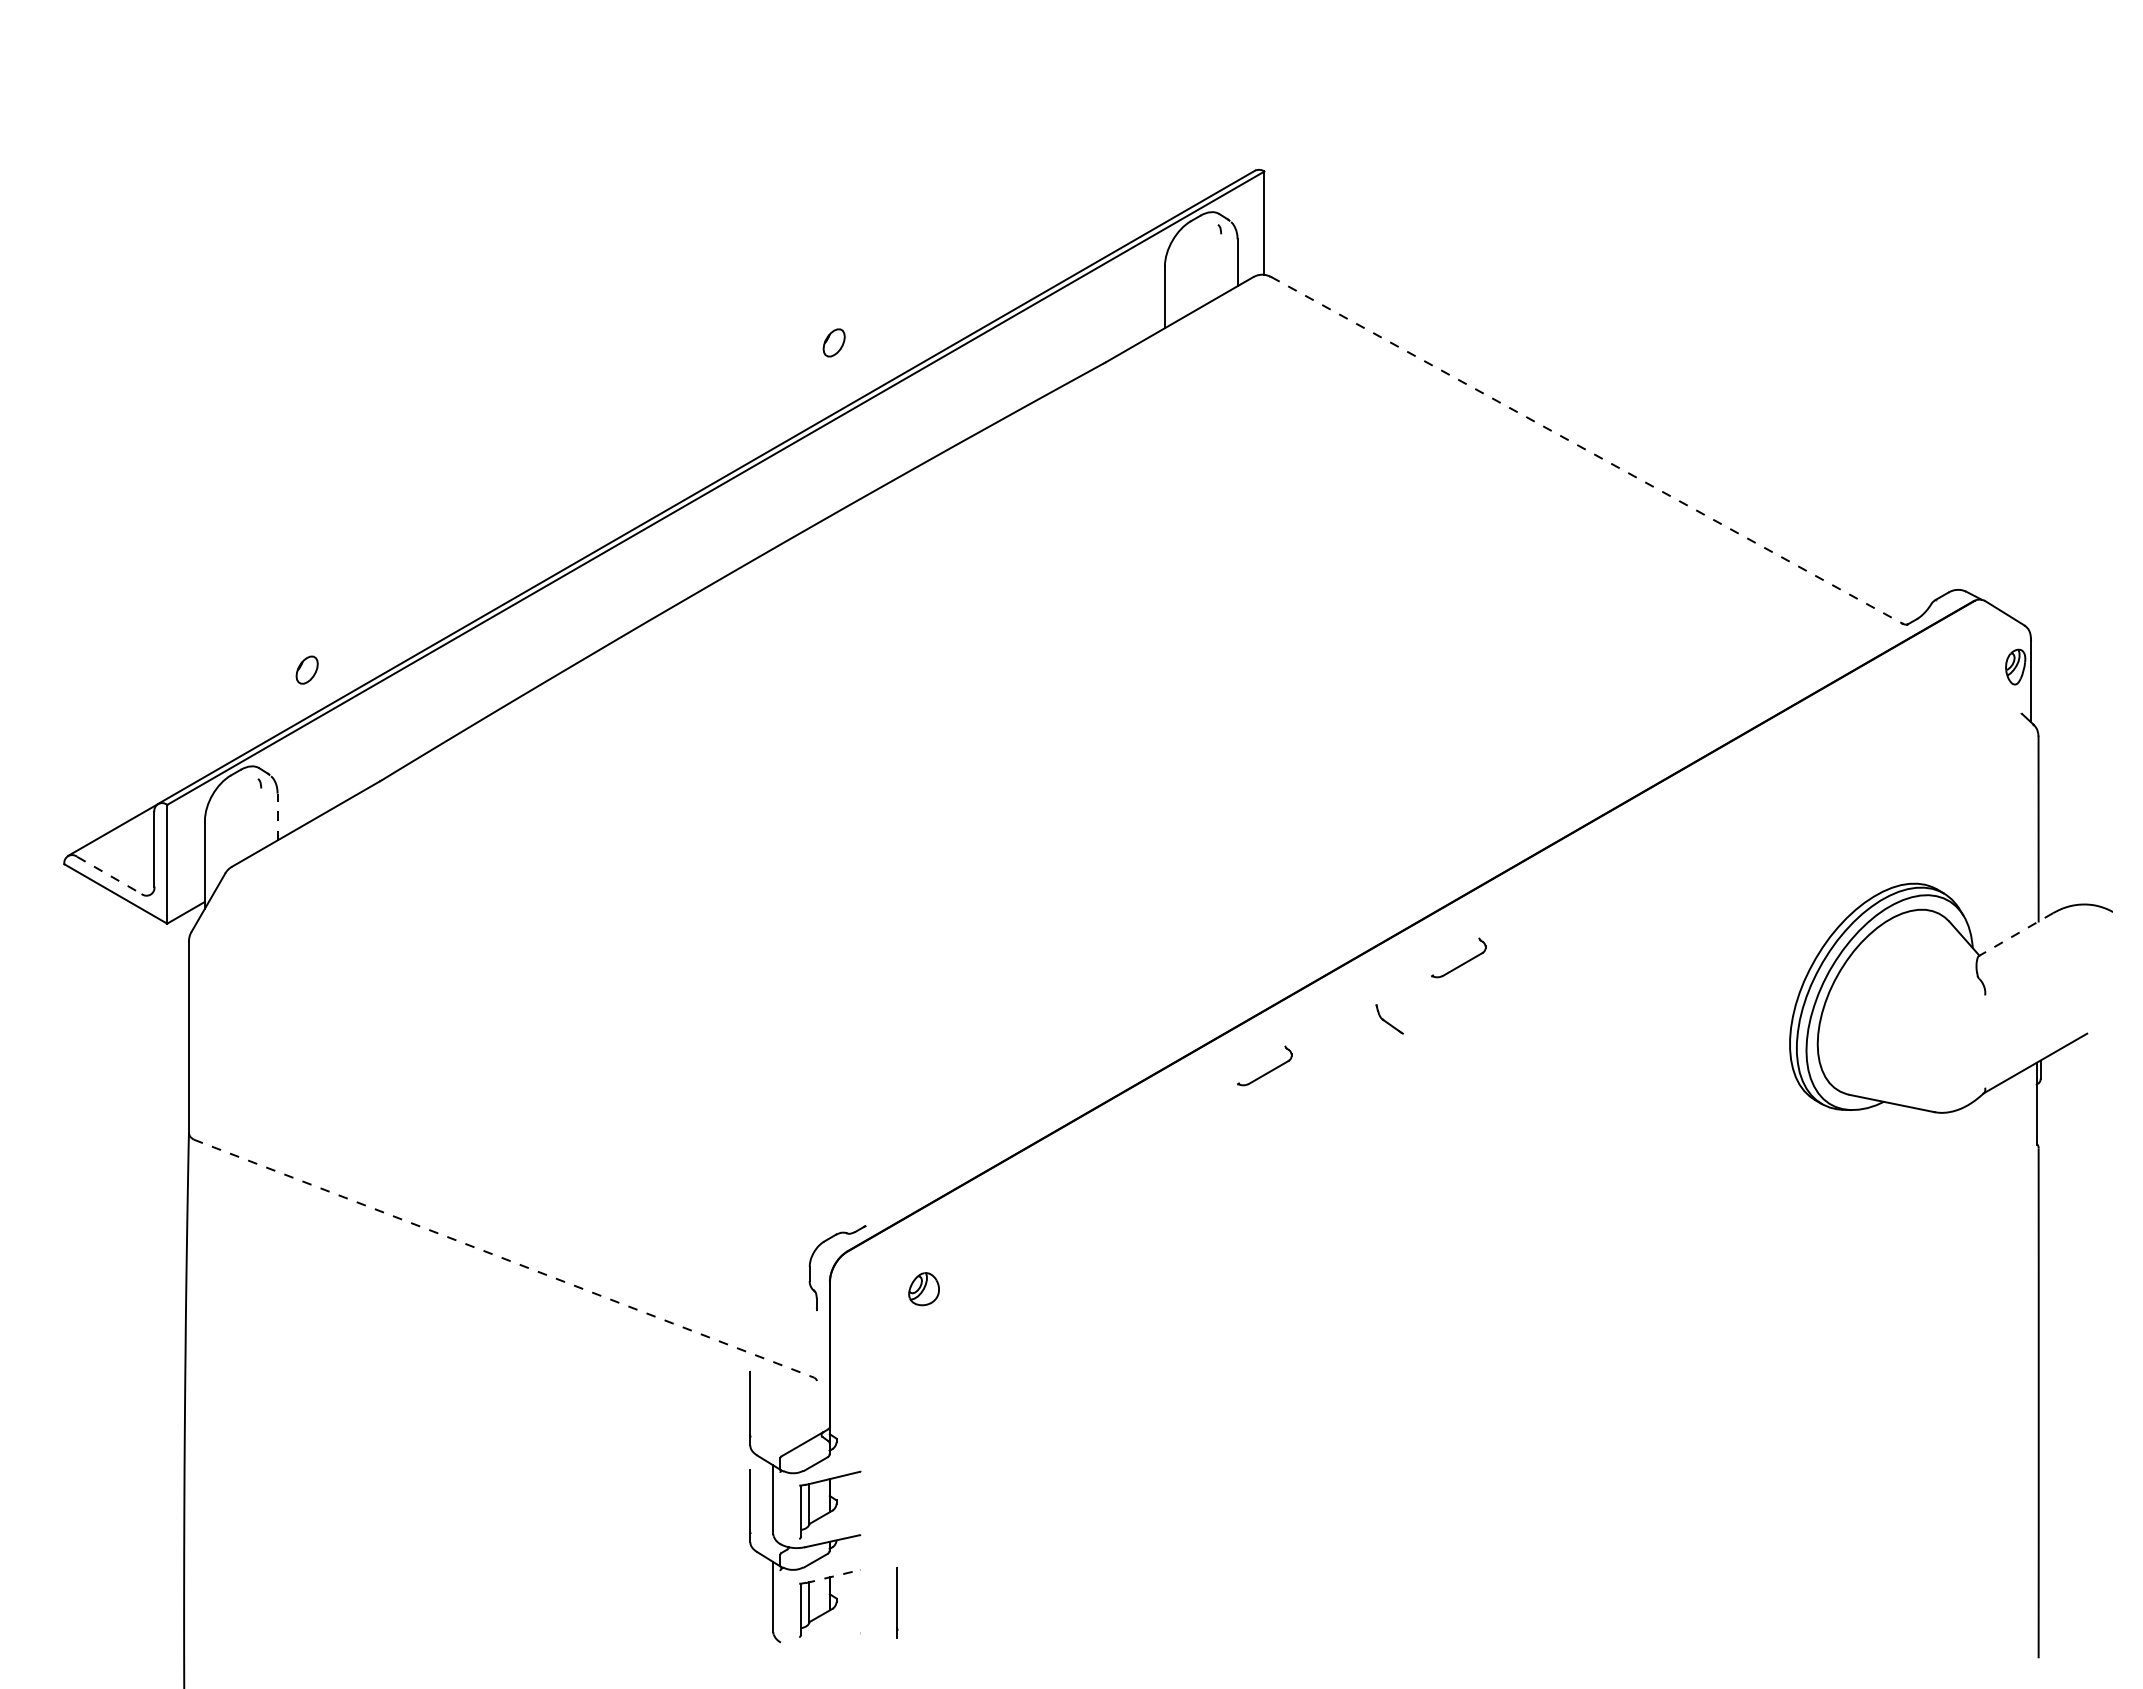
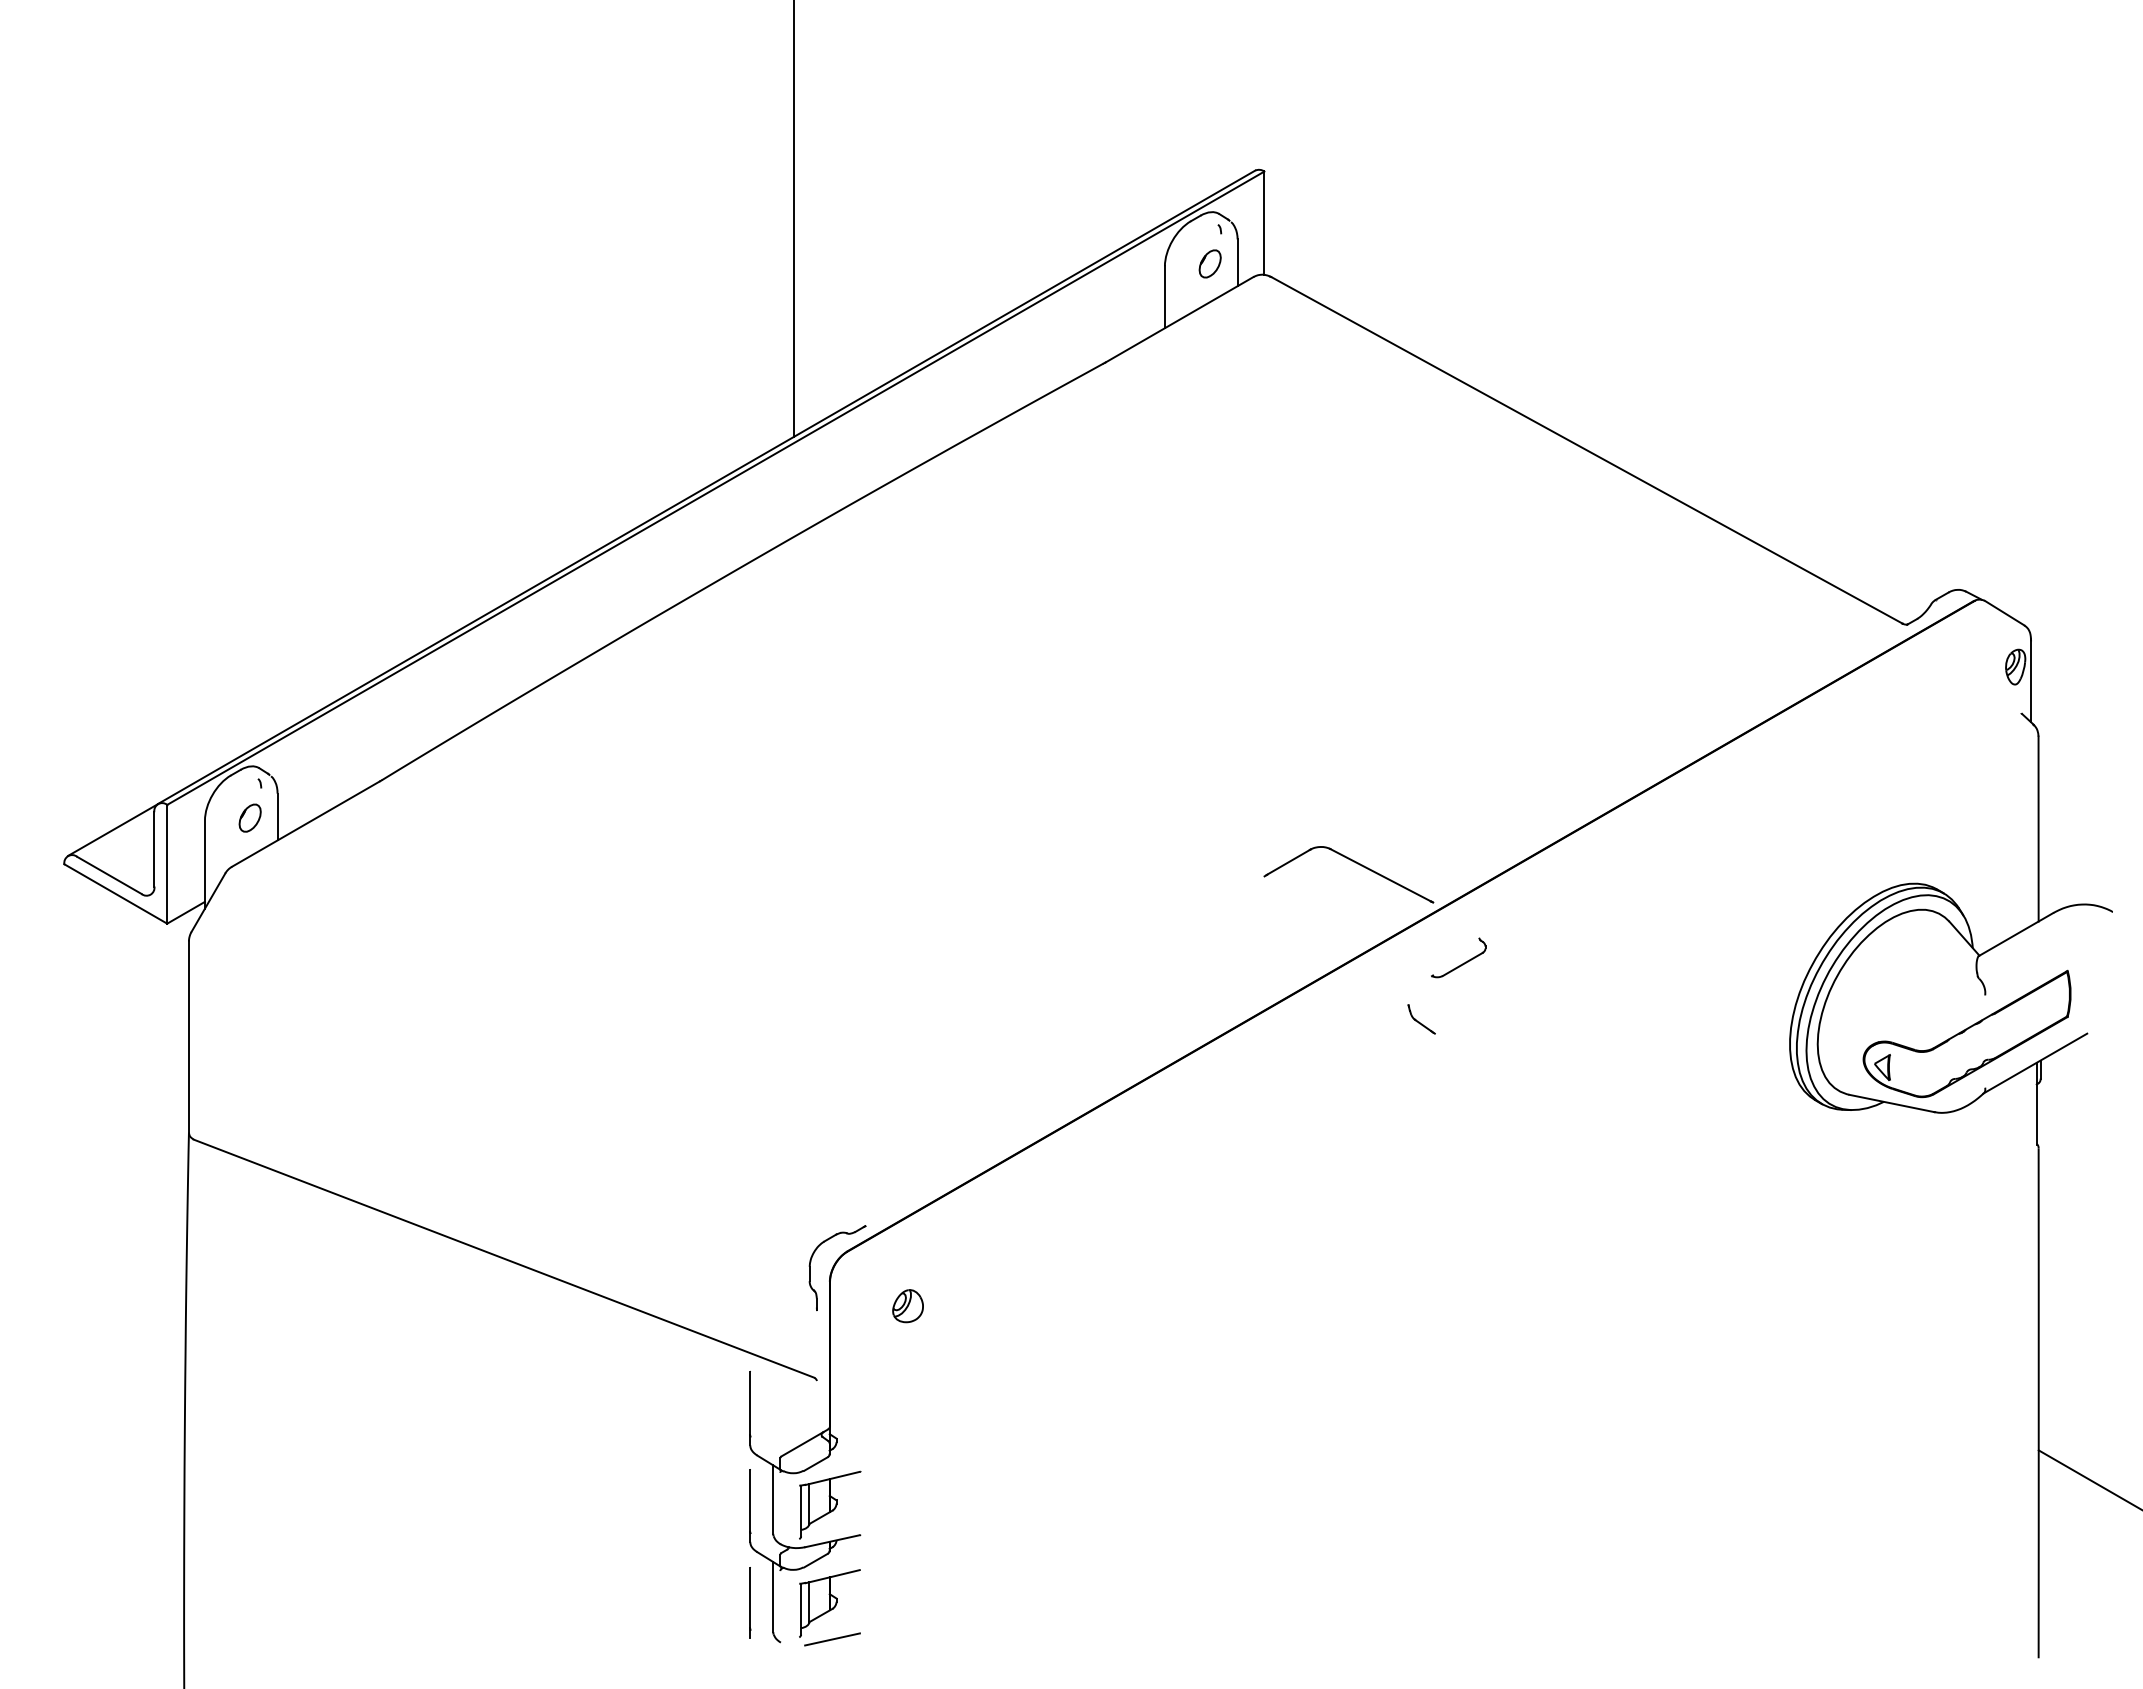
line: none -> present (794, 219)
part position: (833, 342) -> (1209, 263) (1209, 263)
line: dashed -> solid (1587, 450)
part position: (306, 669) -> (249, 817) (249, 817)
line: dashed -> solid (277, 816)
part: none -> present (1353, 862)
line: dashed -> solid (109, 875)
line: dashed -> solid (2015, 934)
part position: (1389, 1019) -> (1421, 1019) (1421, 1019)
part: none -> present (1966, 1033)
part: present -> none (1268, 1071)
line: dashed -> solid (504, 1258)
part position: (923, 1289) -> (907, 1306) (907, 1306)
line: none -> present (2088, 1479)
line: dashed -> solid (832, 1576)
line position: (897, 1602) -> (750, 1602) (750, 1602)
line: none -> present (832, 1639)
